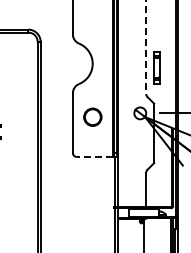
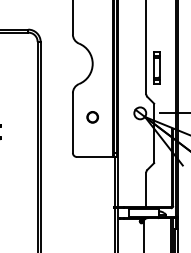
line: dashed -> solid (146, 47)
circle size: 20x20 px -> 13x13 px (92, 117)
line: dashed -> solid (94, 156)
